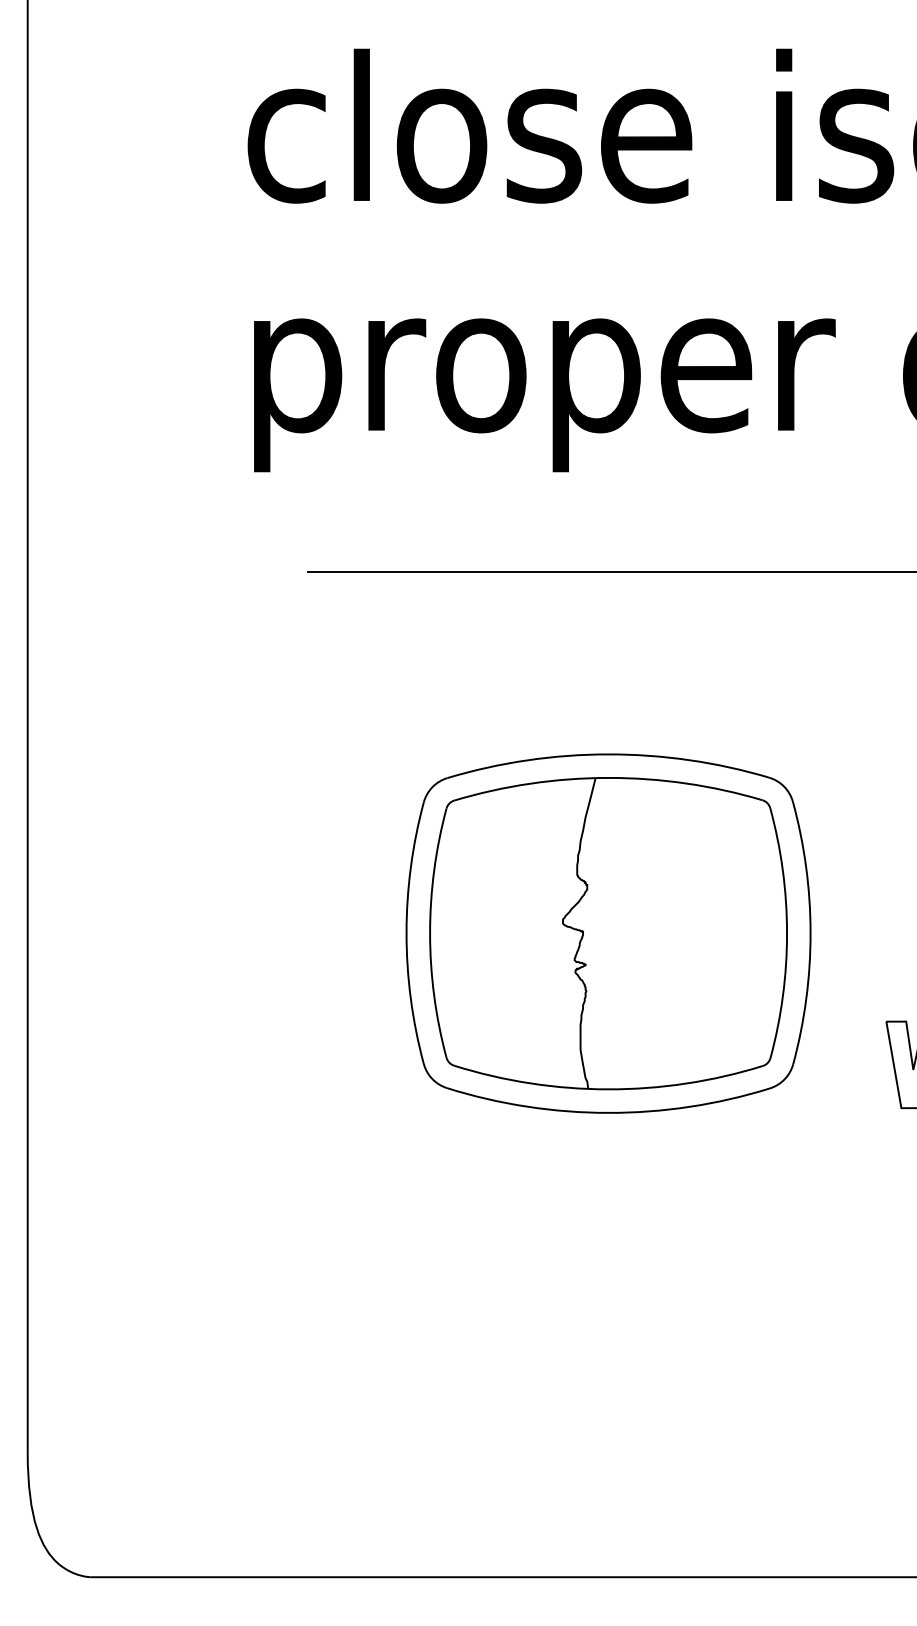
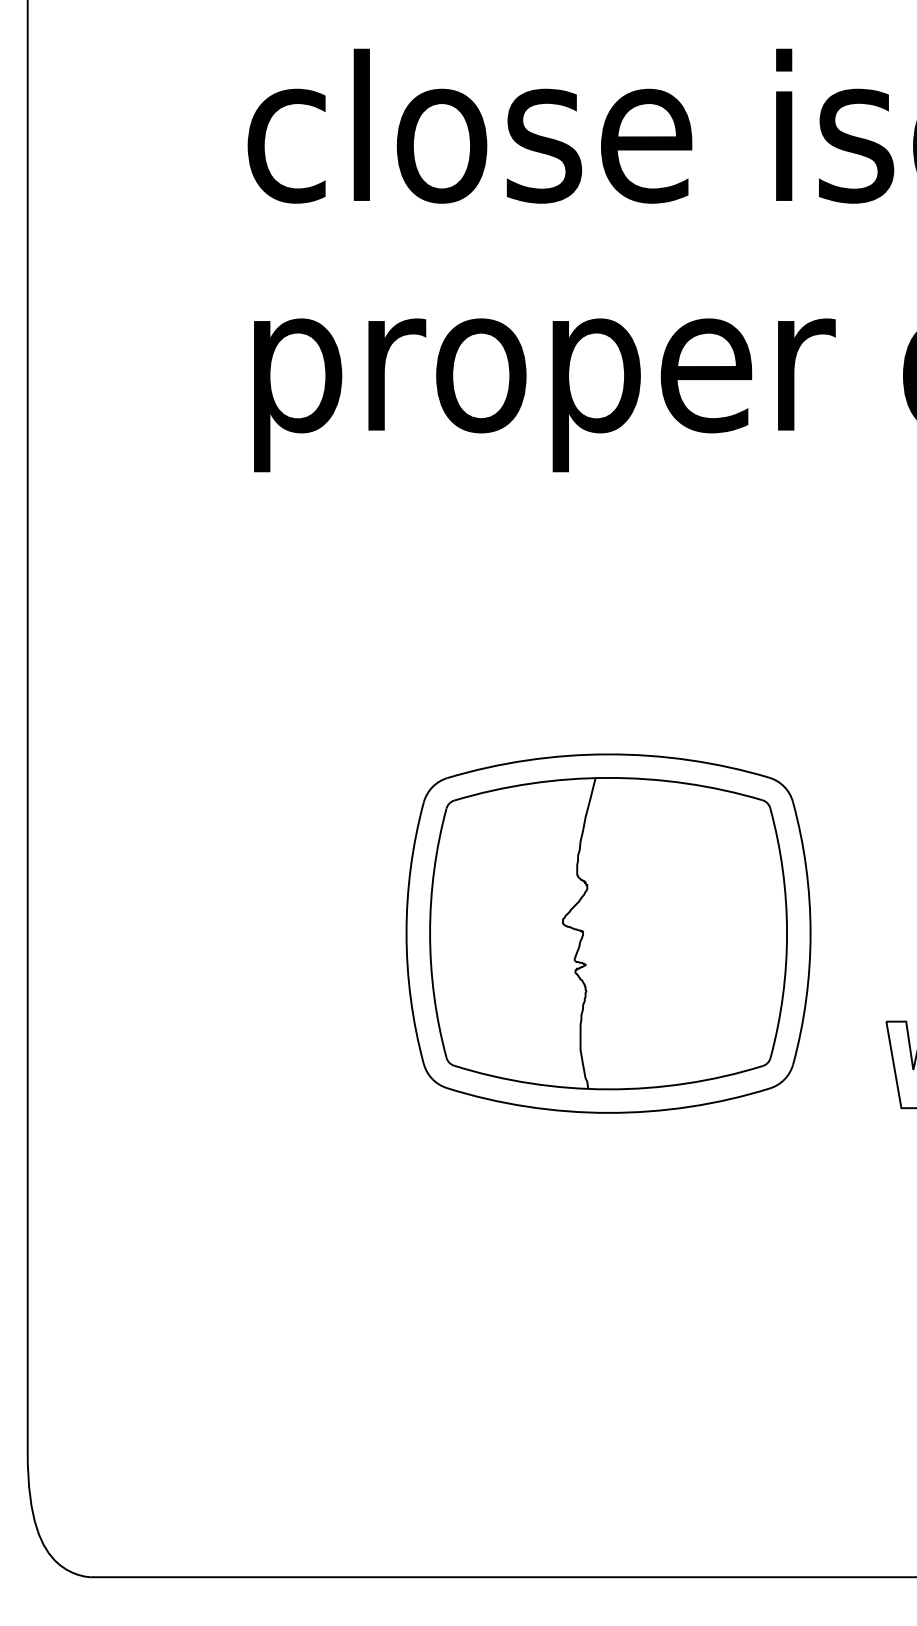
line: present -> none (610, 572)
